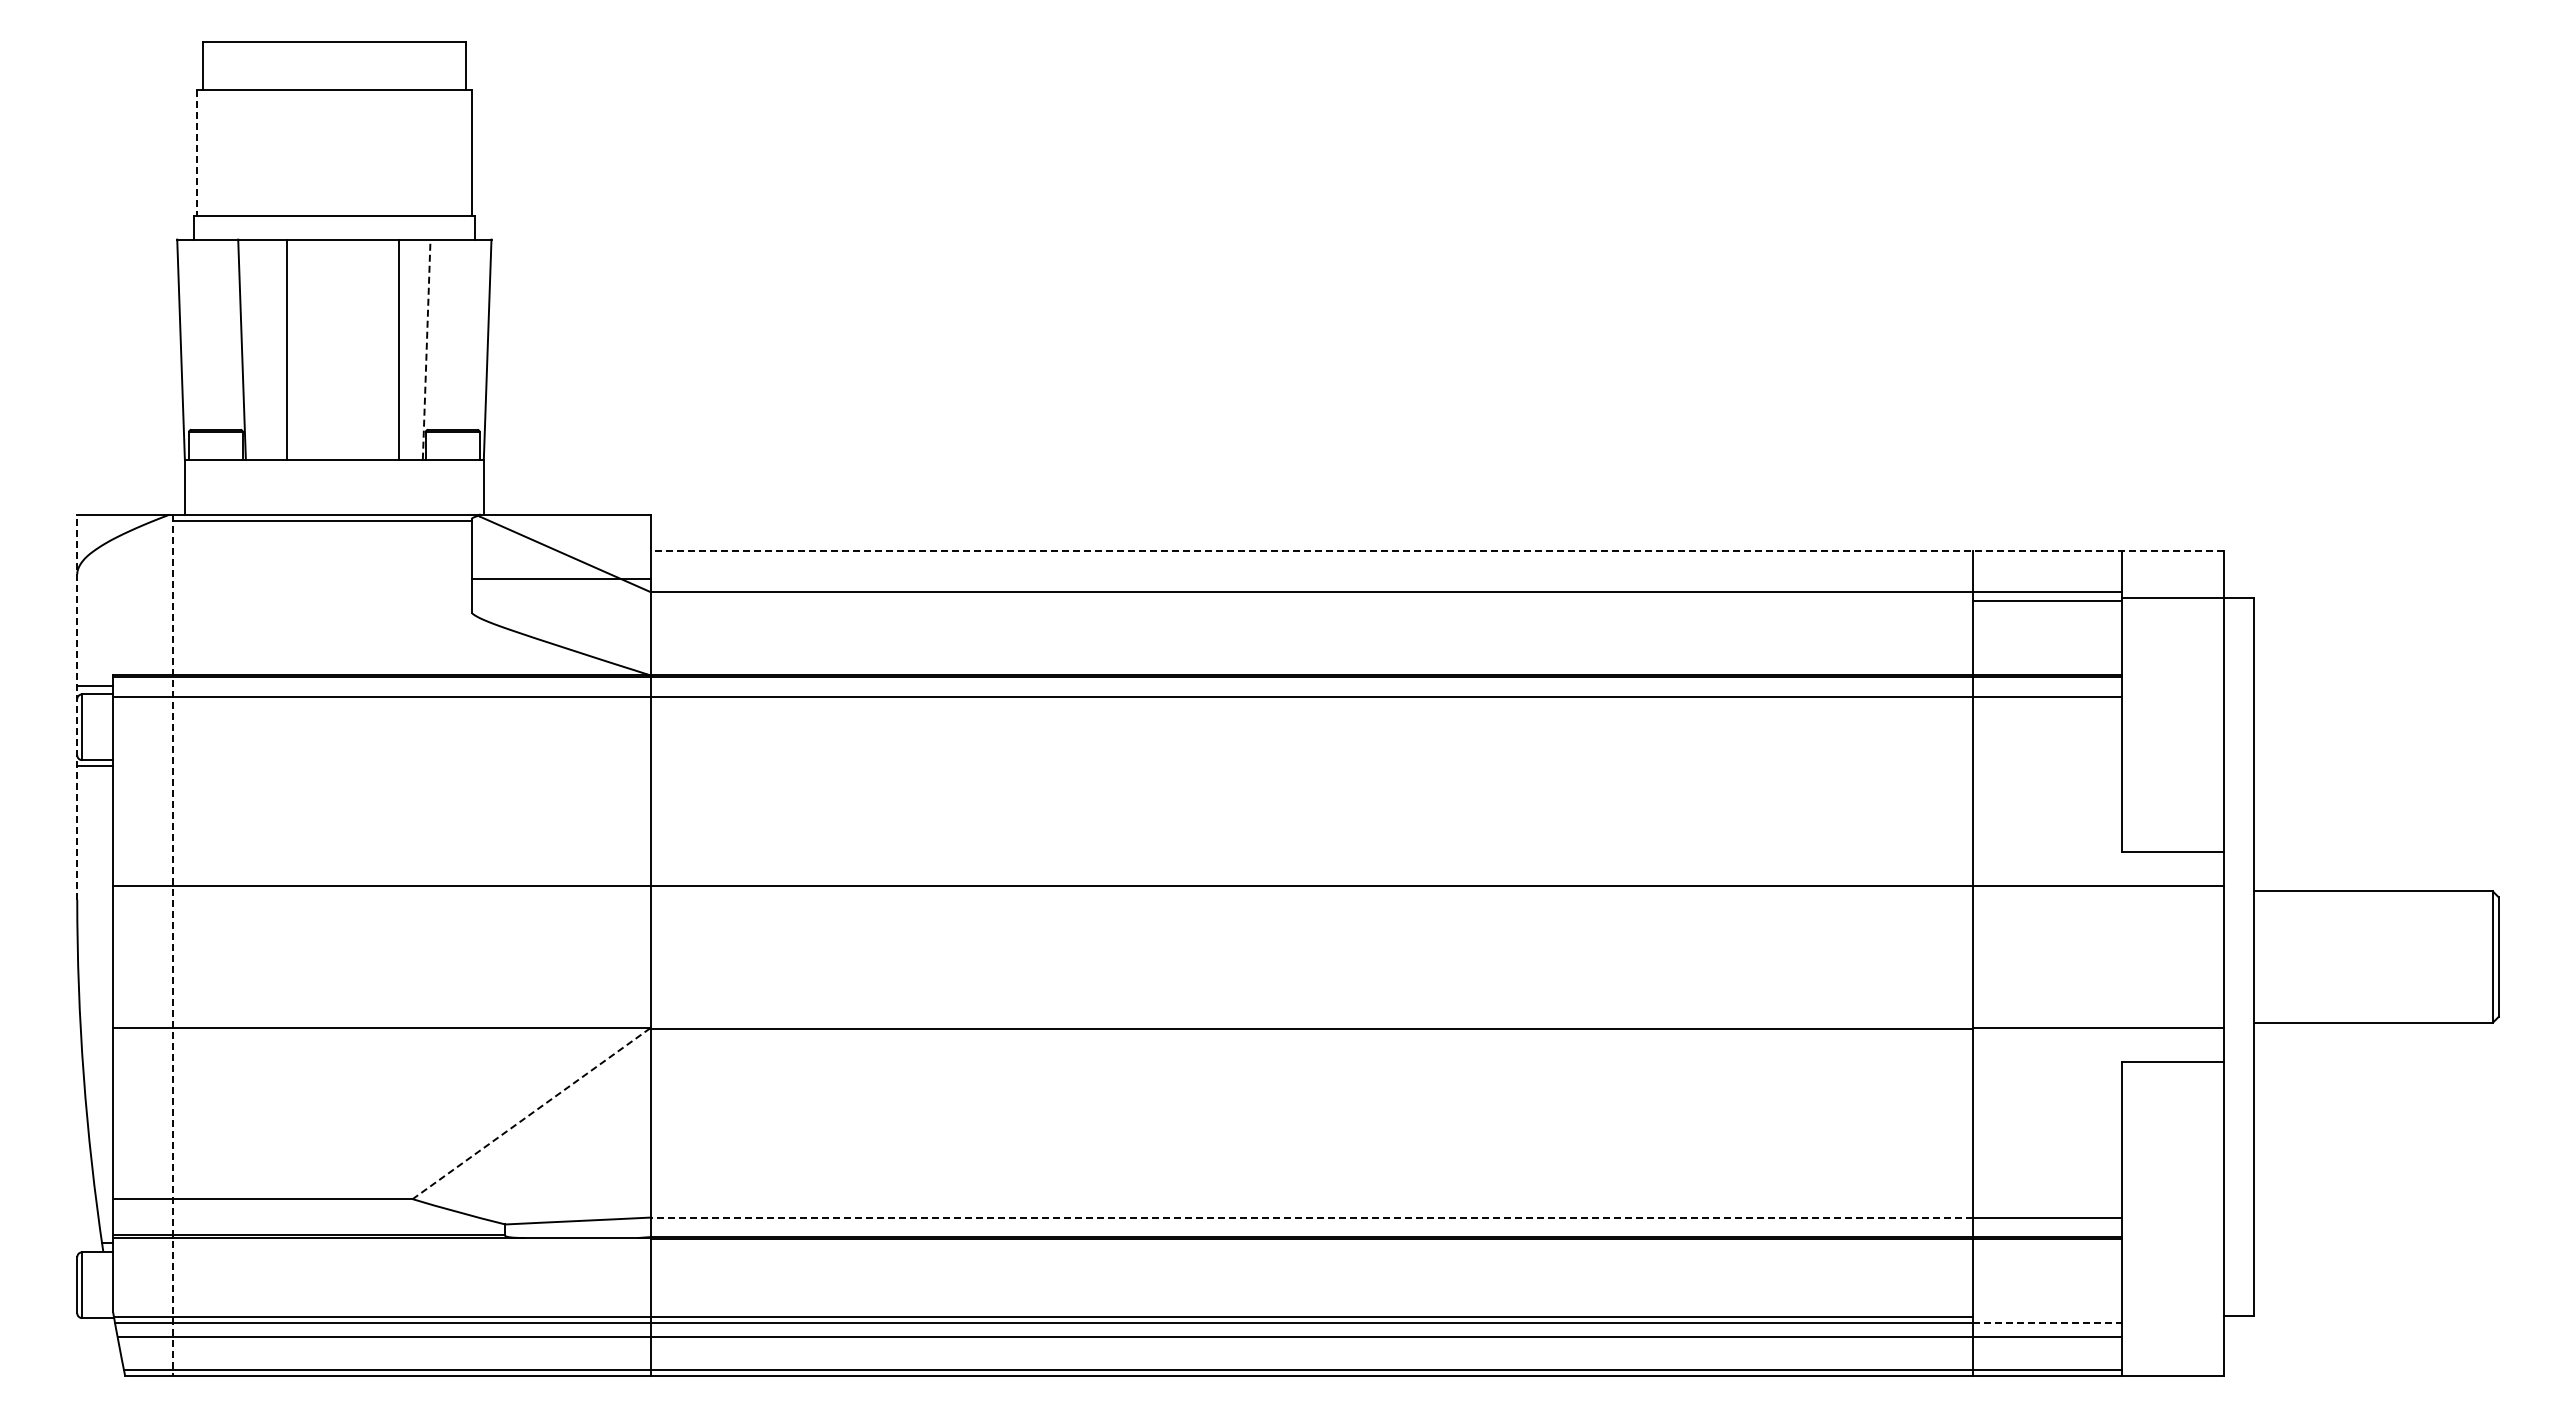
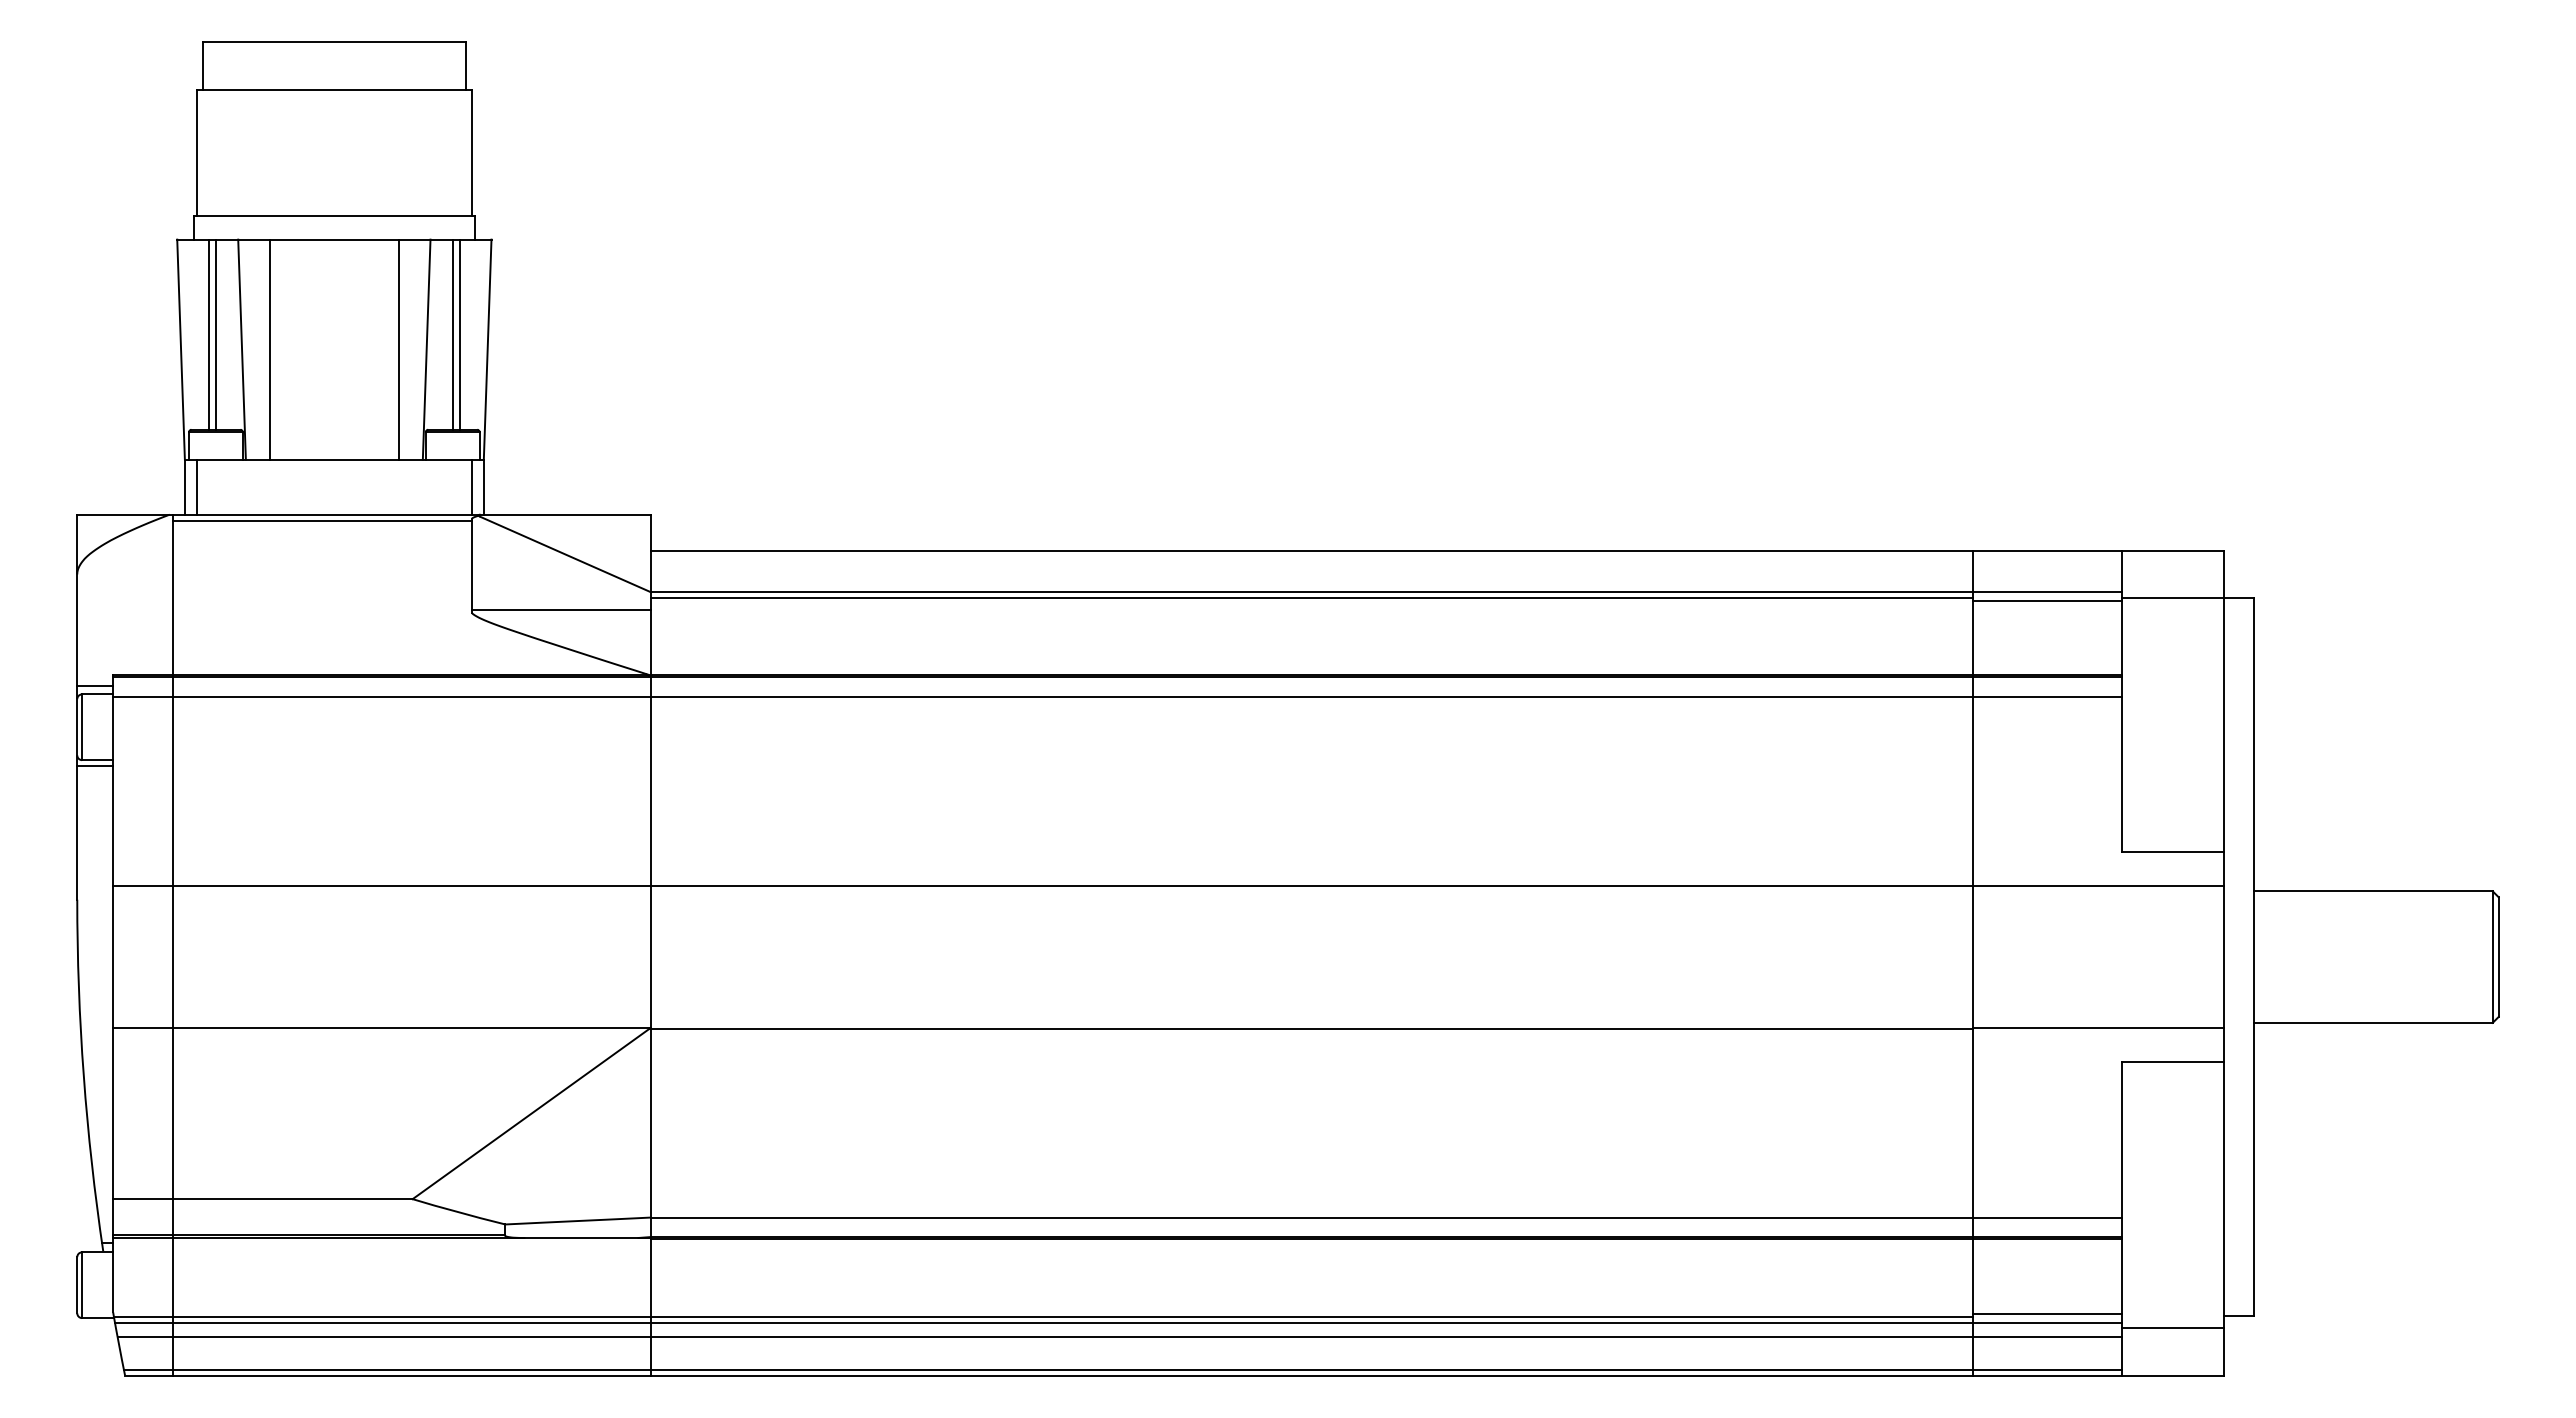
line: dashed -> solid (196, 152)
line: none -> present (208, 334)
line: none -> present (215, 334)
line: none -> present (452, 334)
line: none -> present (459, 334)
line position: (286, 349) -> (269, 349) (269, 349)
line: dashed -> solid (426, 349)
line: none -> present (196, 486)
line: none -> present (471, 486)
line: dashed -> solid (1436, 550)
line position: (561, 579) -> (561, 610) (561, 610)
line: none -> present (1311, 597)
line: dashed -> solid (77, 707)
line: dashed -> solid (172, 945)
line: dashed -> solid (531, 1113)
line: dashed -> solid (1311, 1217)
line: none -> present (2047, 1313)
line: dashed -> solid (2047, 1322)
line: none -> present (2172, 1327)
